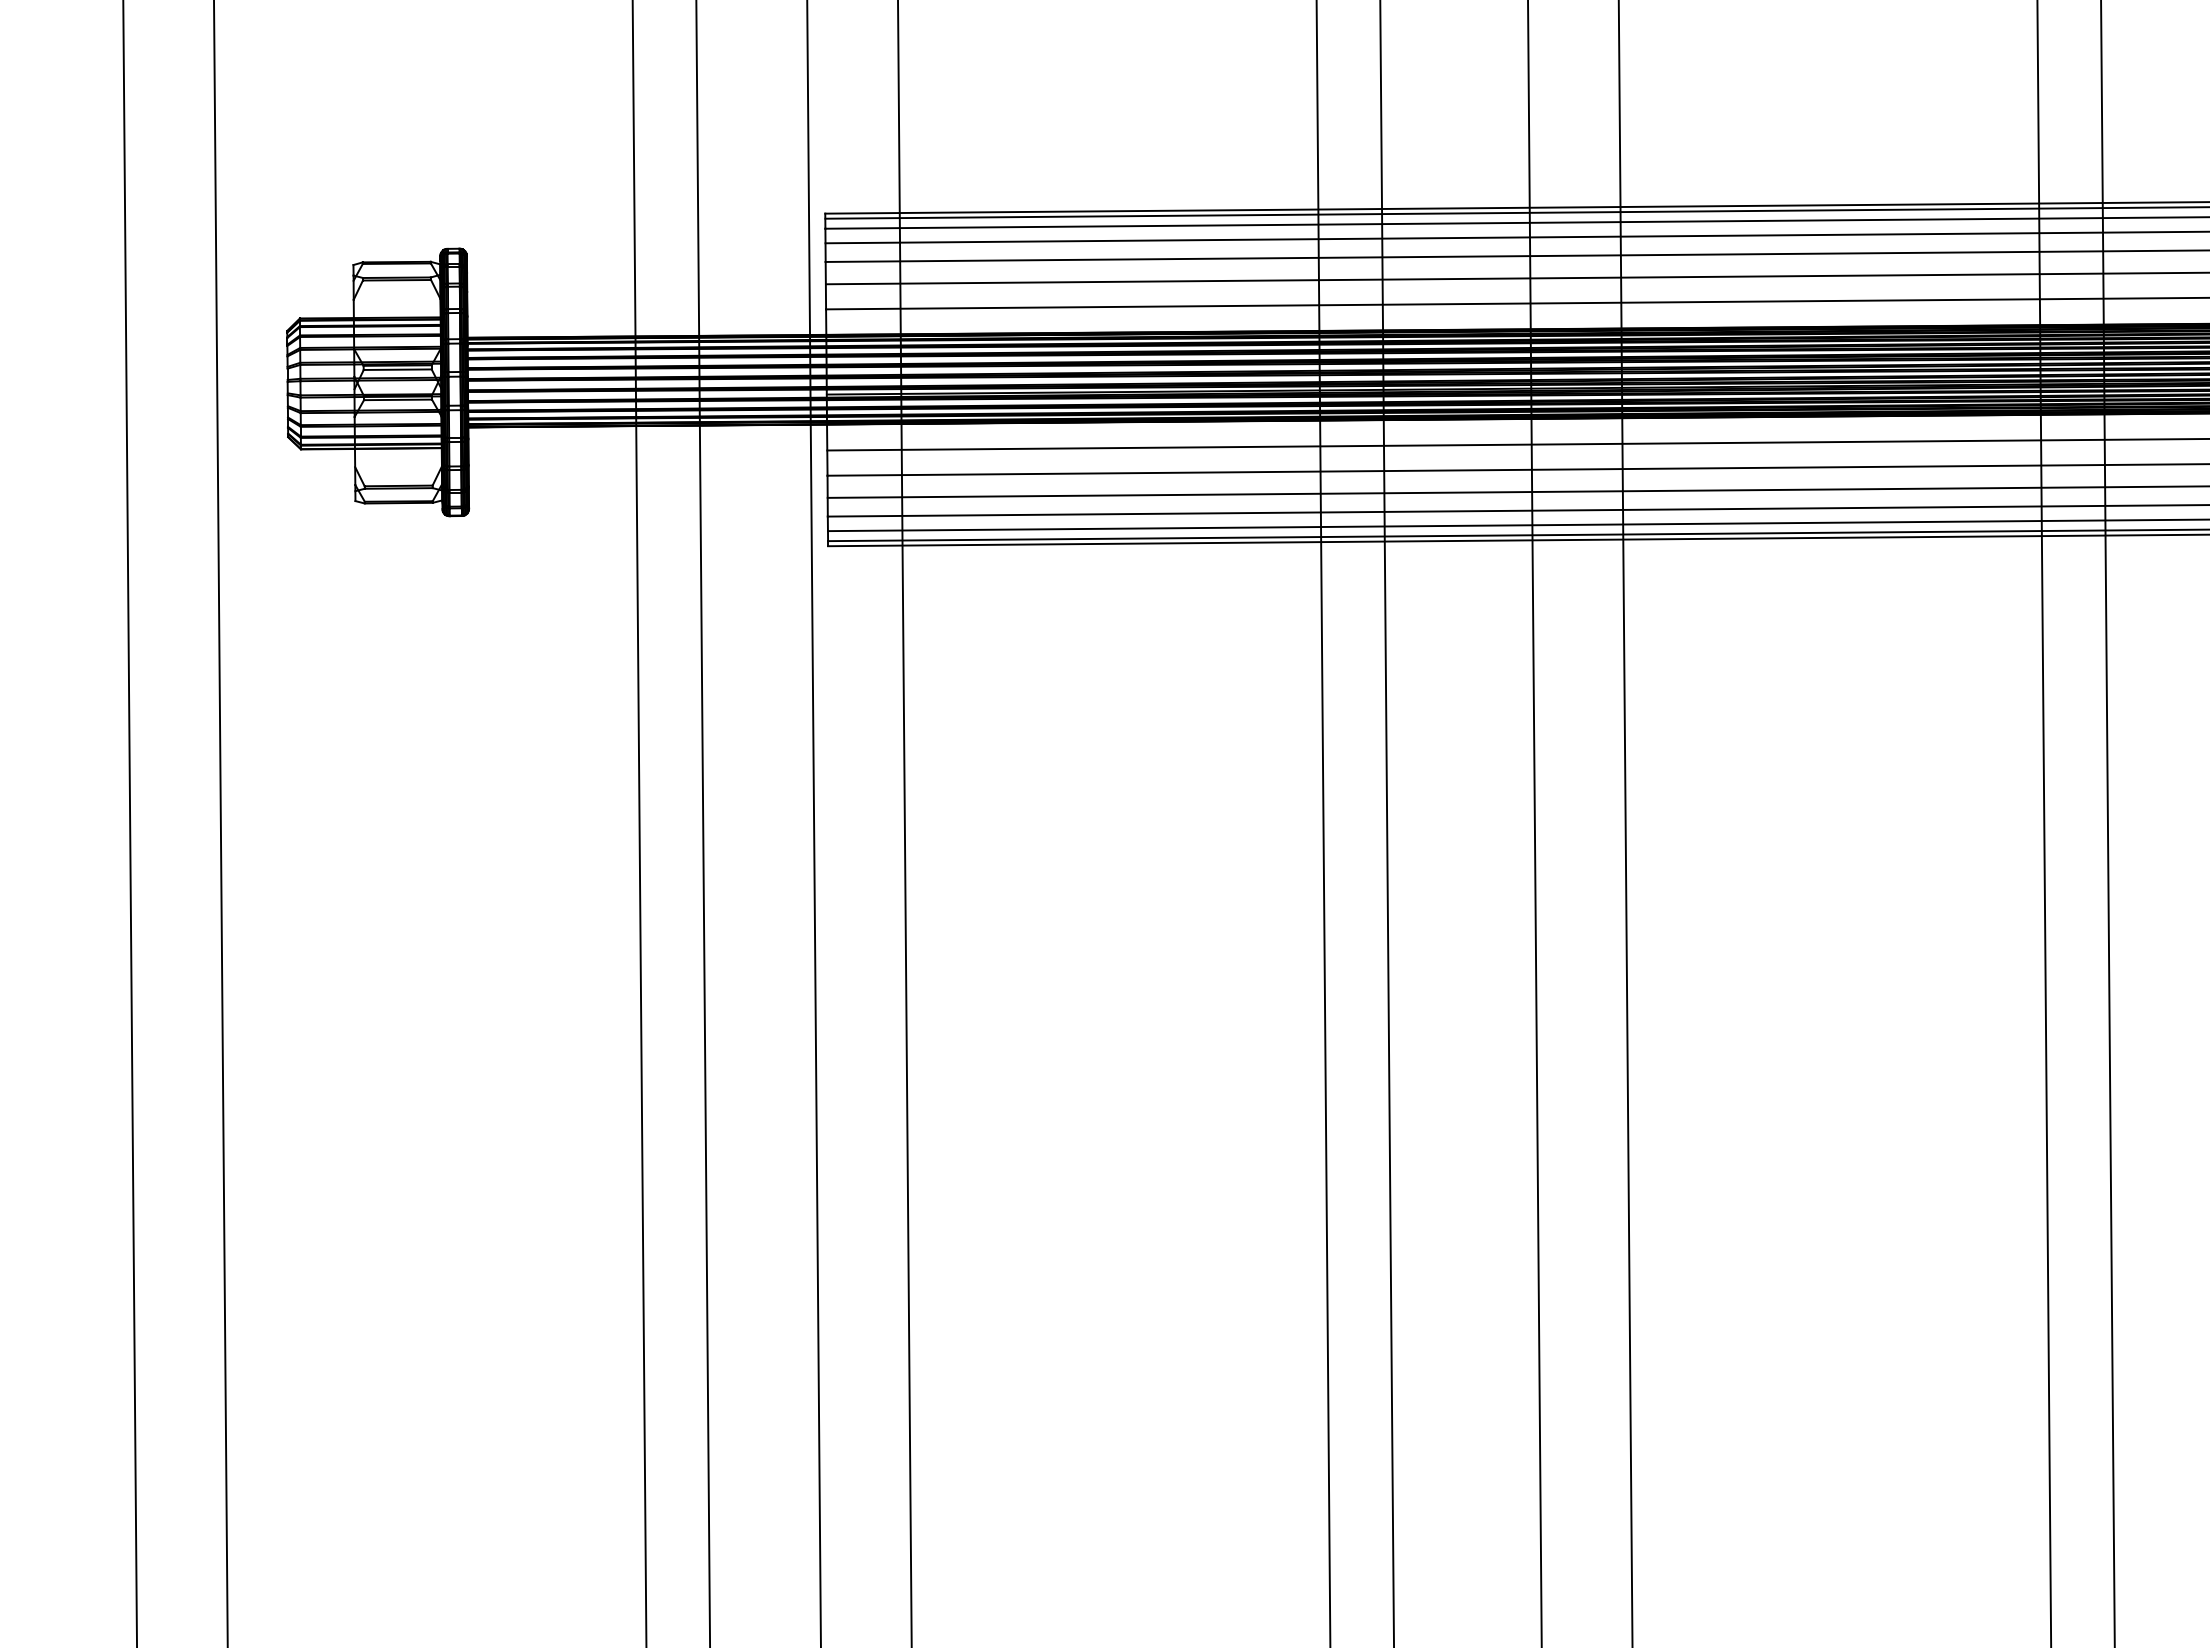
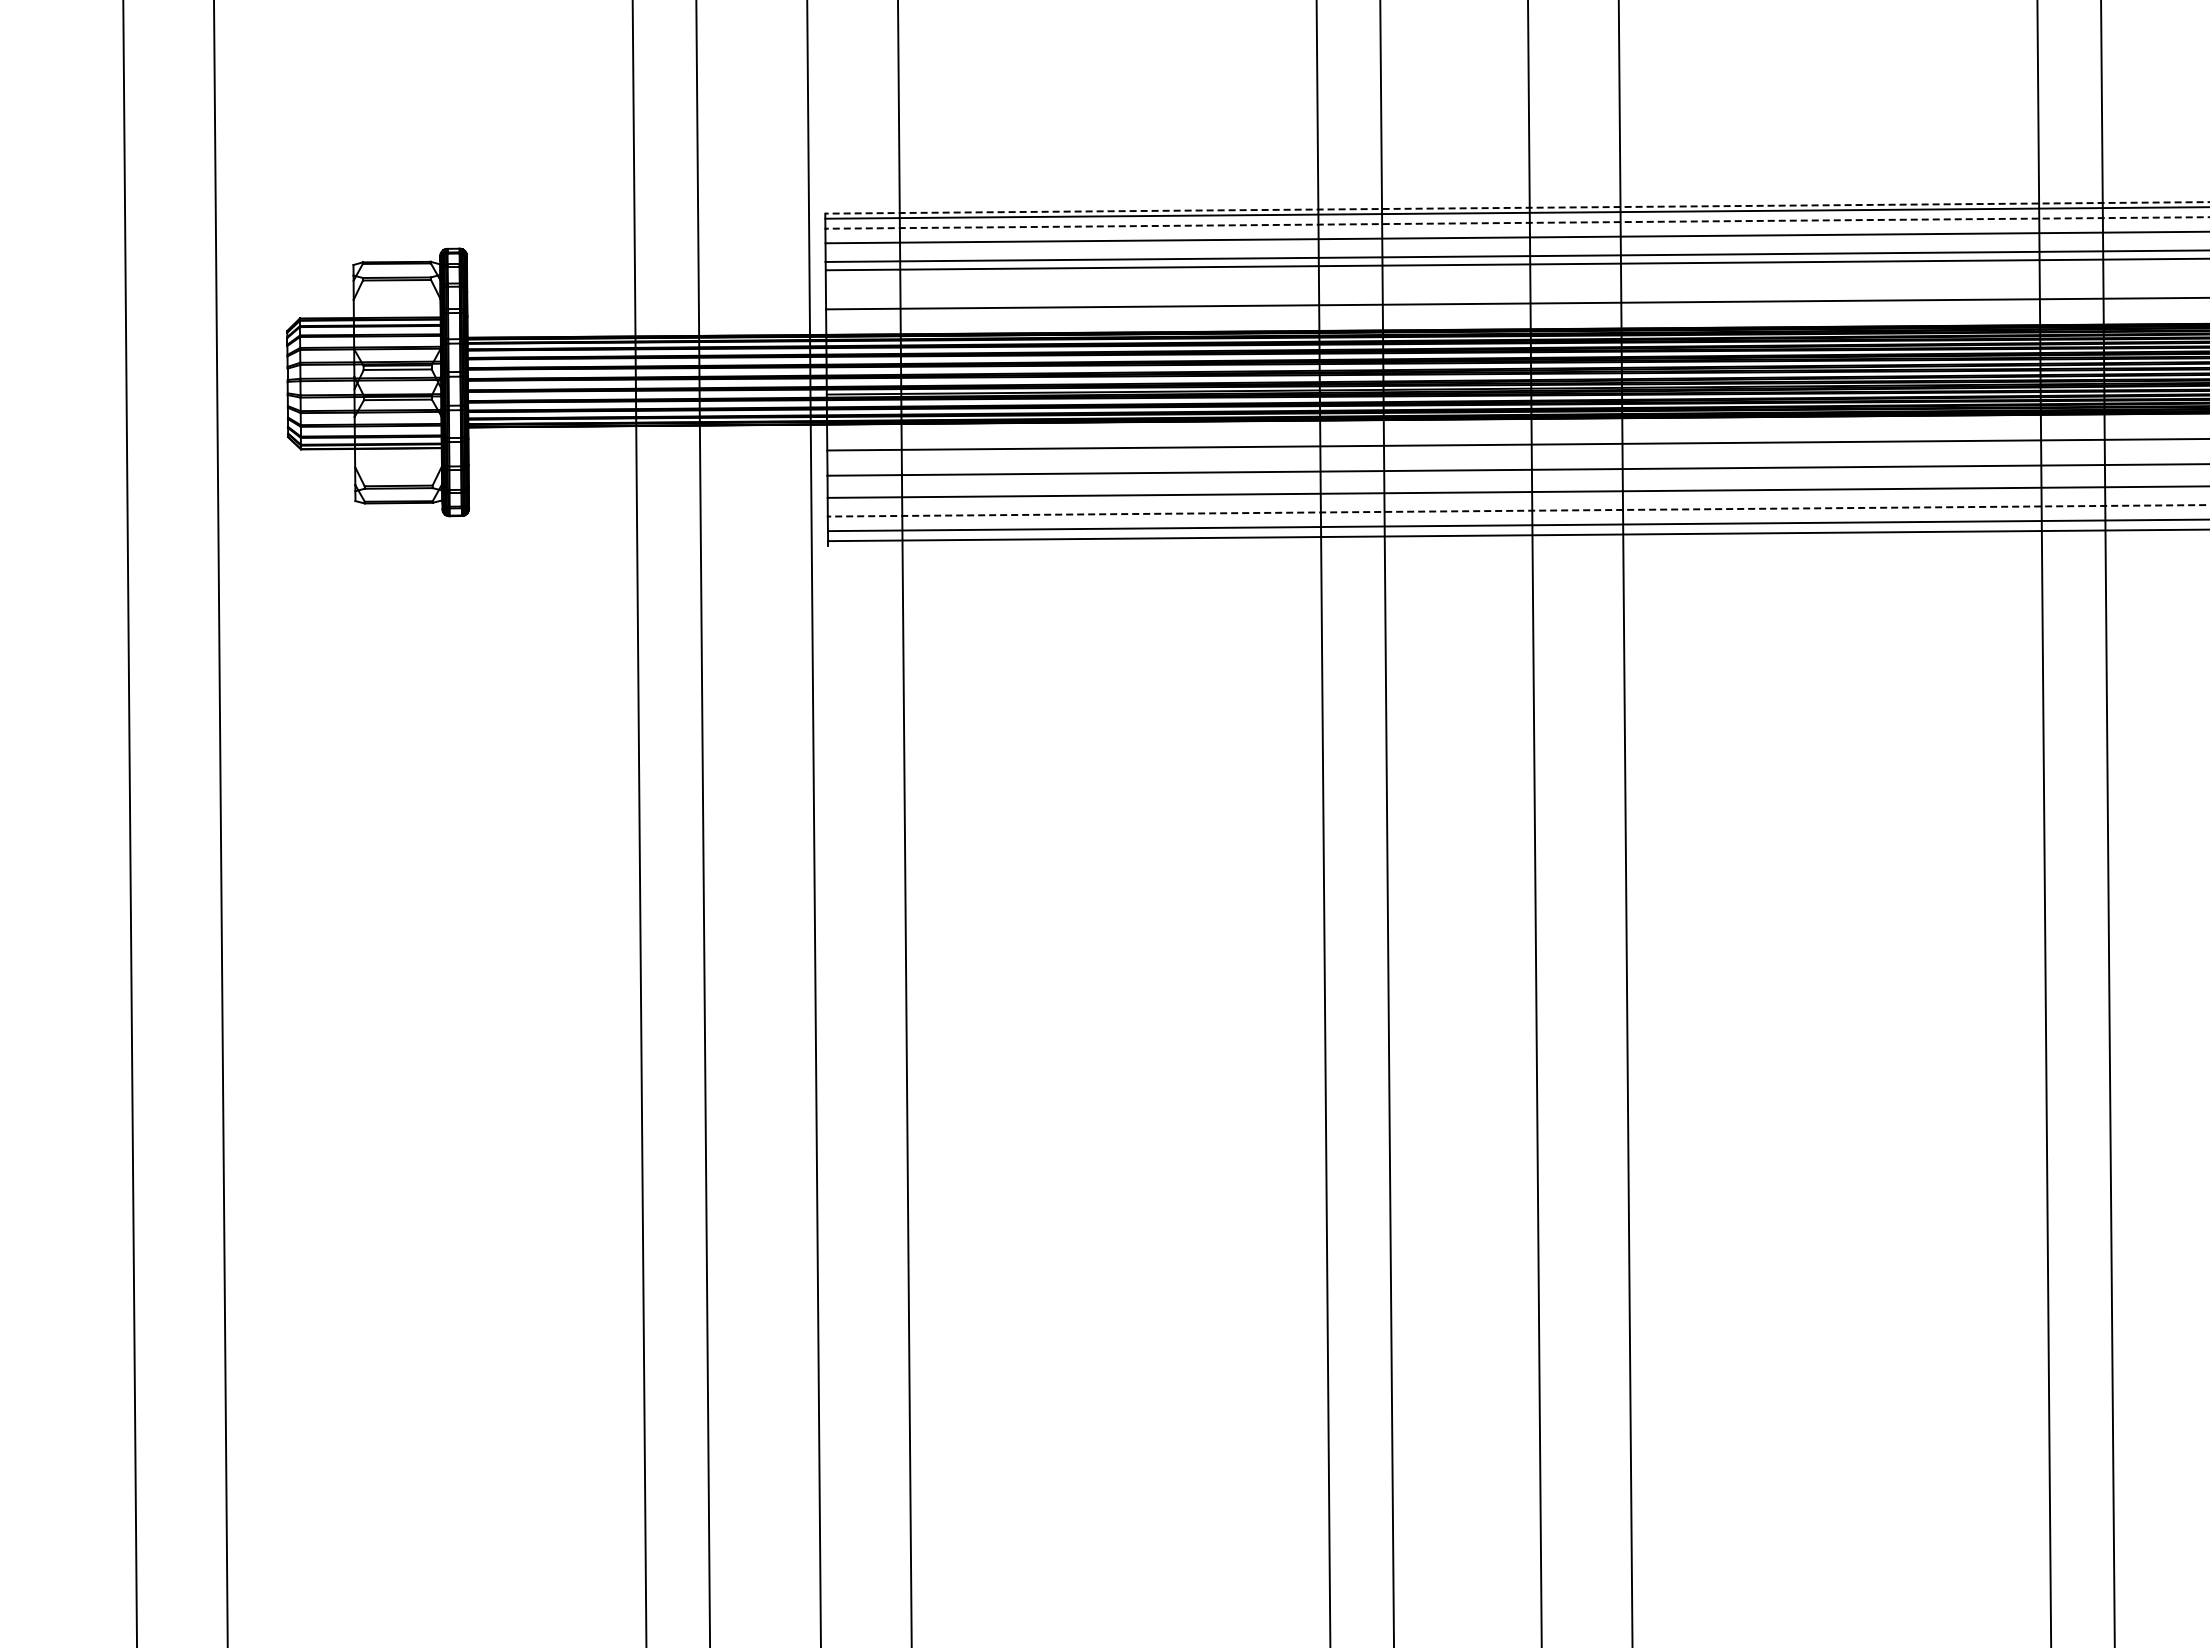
line: solid -> dashed (1517, 207)
line: solid -> dashed (1517, 222)
line position: (1515, 278) -> (1515, 264) (1515, 264)
line: solid -> dashed (1518, 510)
line: present -> none (1517, 540)
